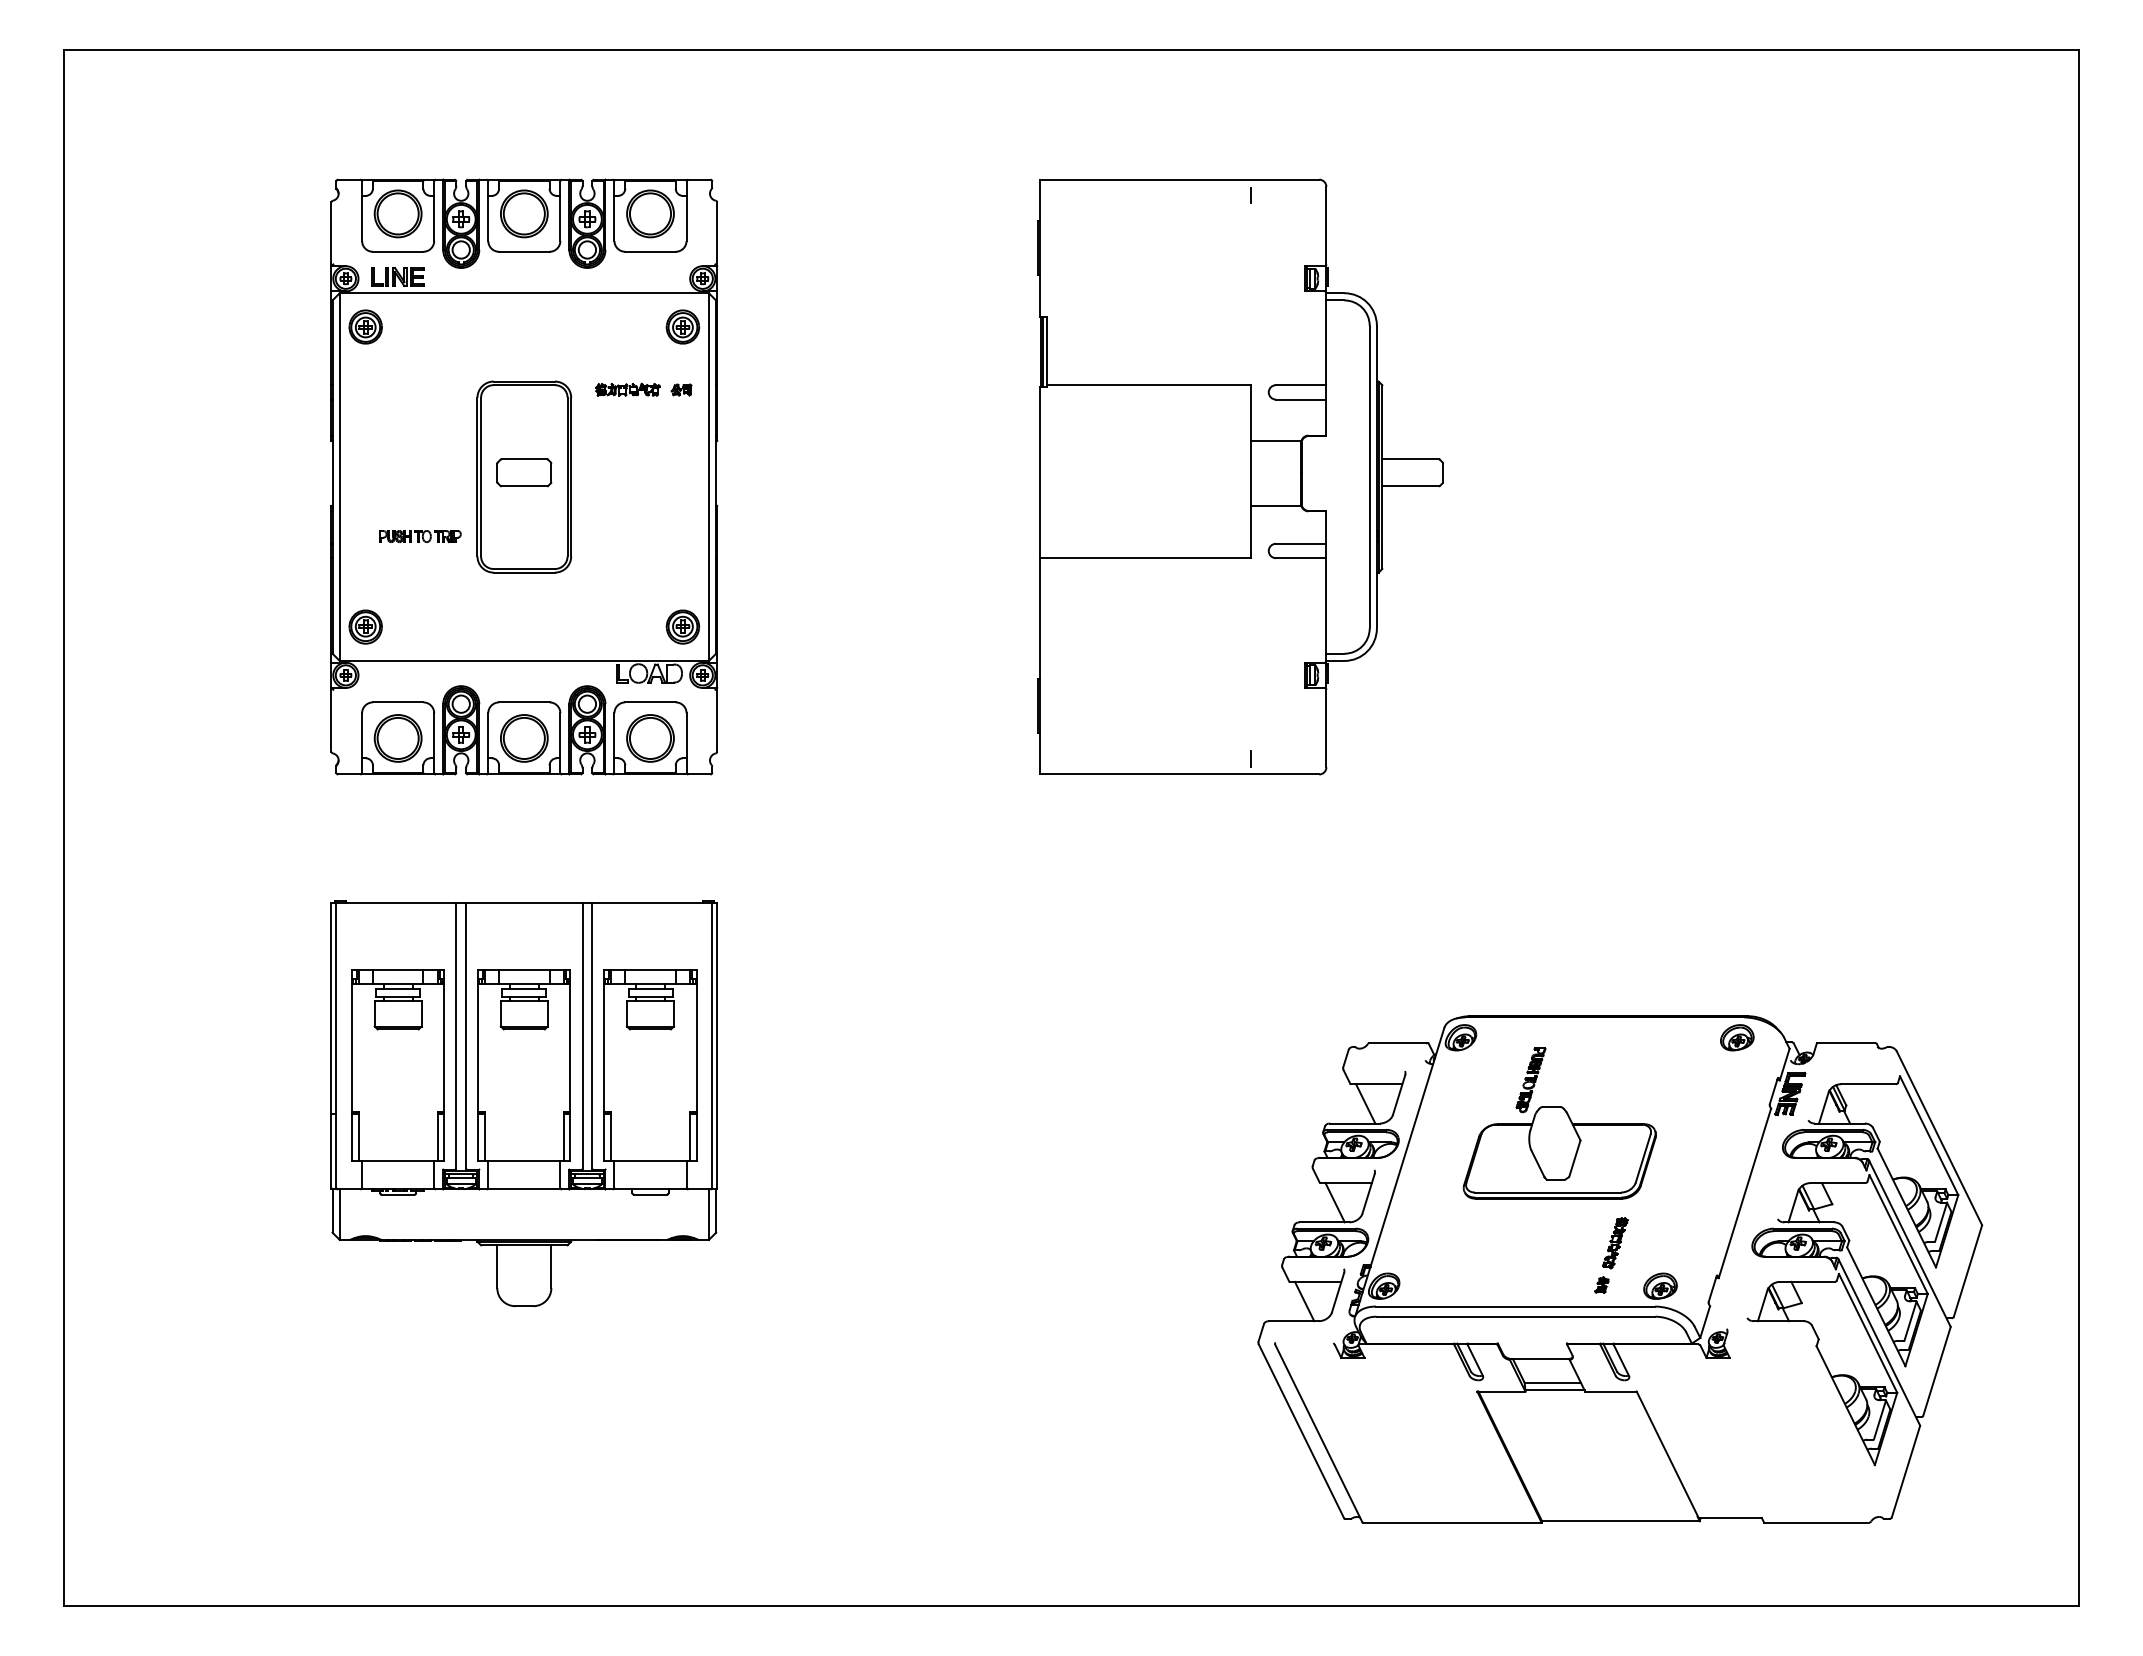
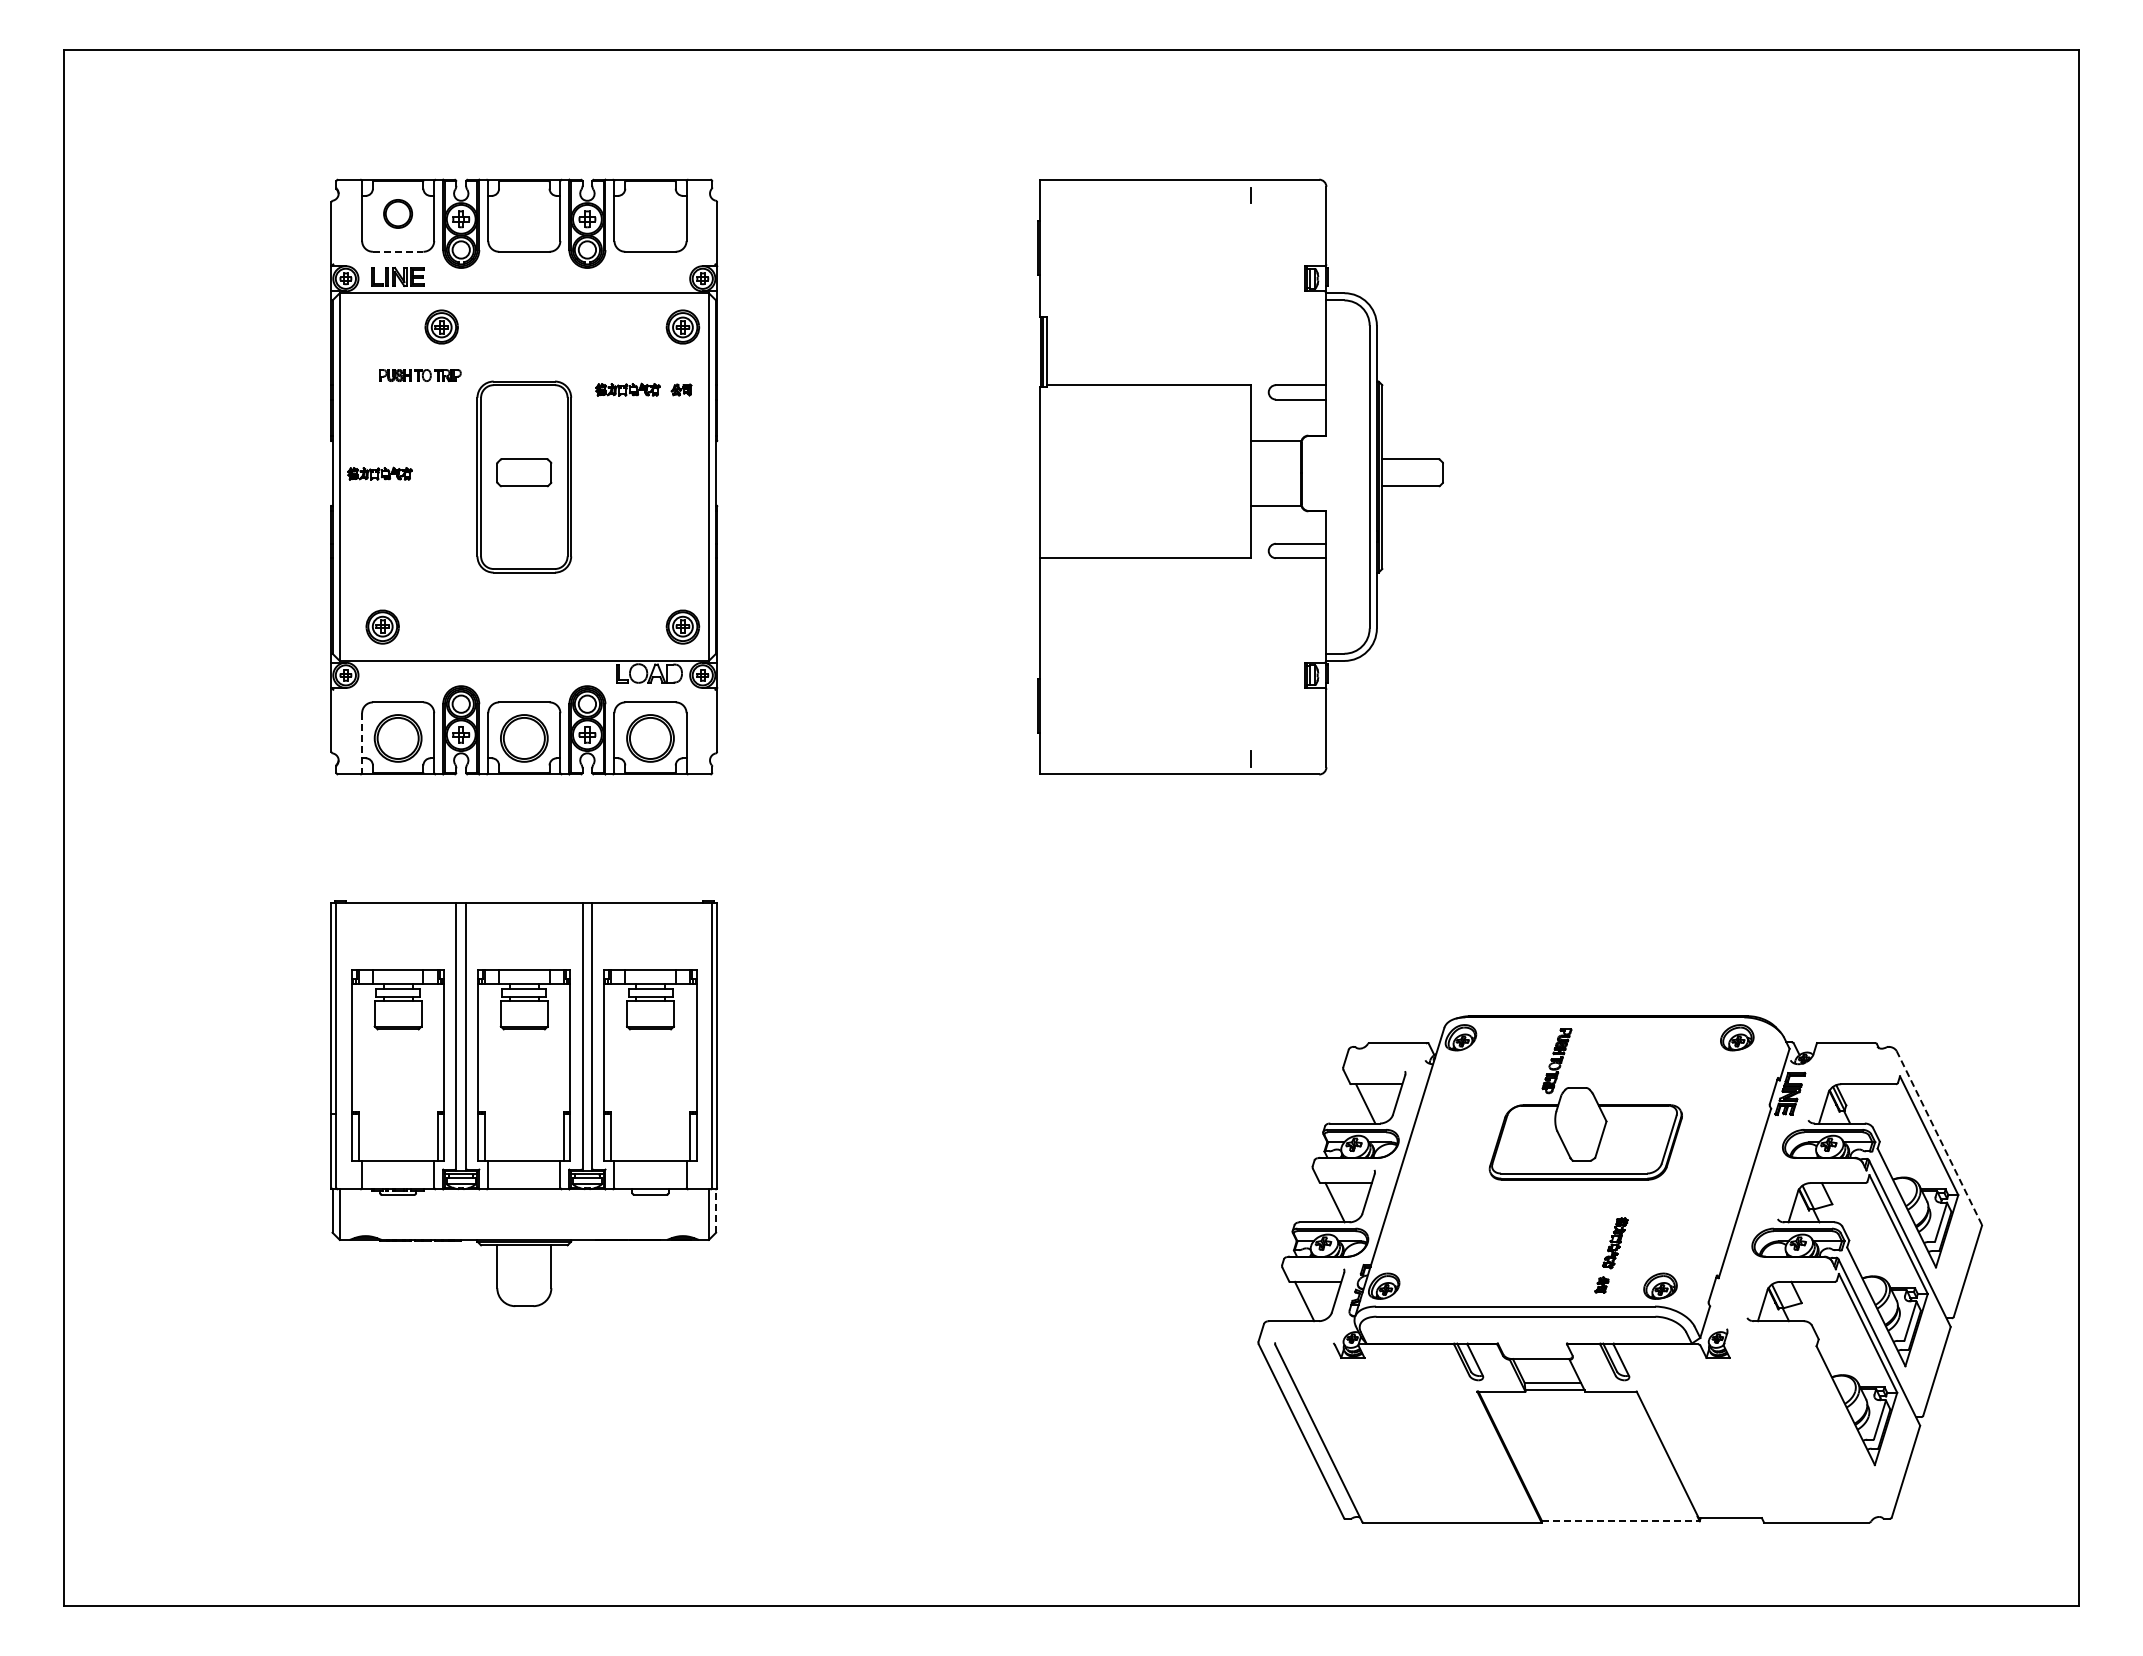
part size: 50x50 px -> 30x30 px (397, 213)
part: present -> none (524, 213)
part: present -> none (650, 213)
line: solid -> dashed (398, 251)
part position: (365, 326) -> (441, 326) (441, 326)
part: none -> present (379, 473)
part position: (420, 536) -> (420, 375) (420, 375)
part position: (365, 626) -> (382, 626) (382, 626)
line: solid -> dashed (362, 742)
part position: (1559, 1123) -> (1585, 1104) (1585, 1104)
line: solid -> dashed (1939, 1138)
line: solid -> dashed (716, 1211)
line: solid -> dashed (1620, 1521)
